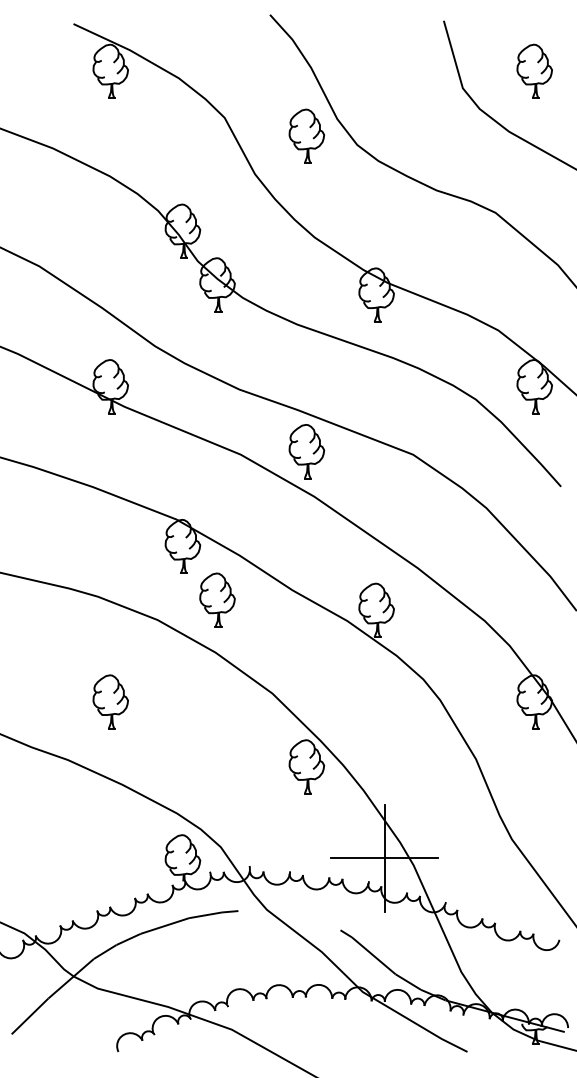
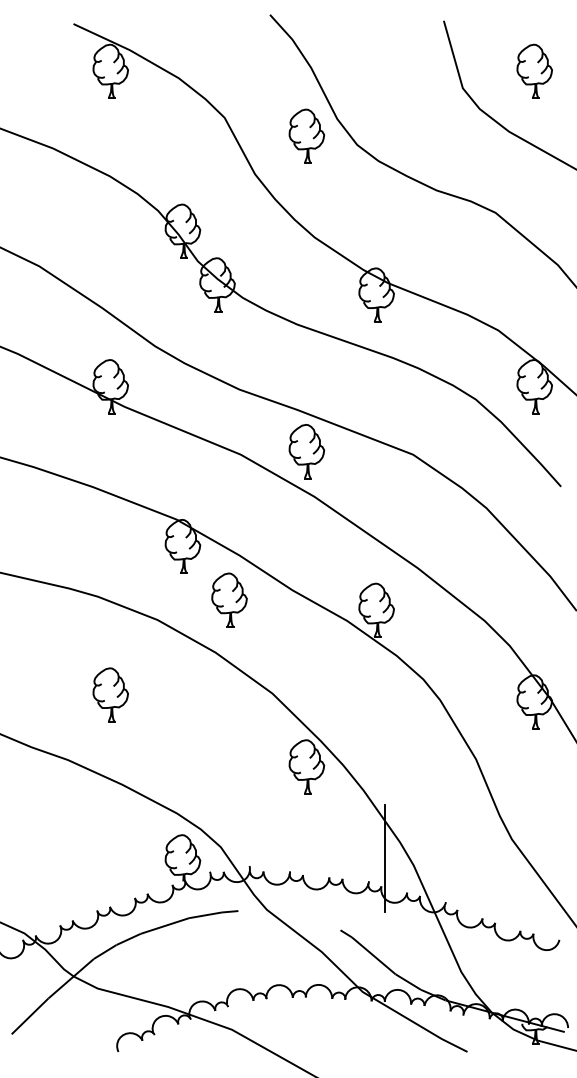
part position: (217, 599) -> (229, 599) (229, 599)
part position: (110, 701) -> (110, 694) (110, 694)
line: present -> none (384, 858)
